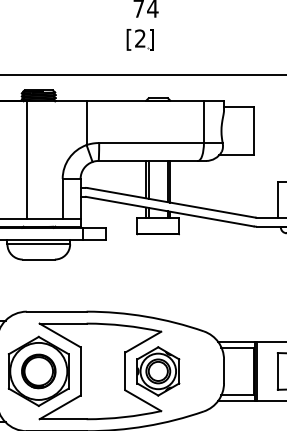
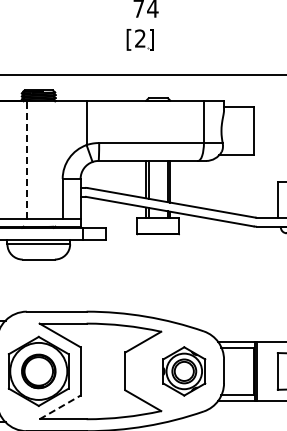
line: solid -> dashed (26, 160)
part position: (158, 371) -> (184, 371) (184, 371)
line: solid -> dashed (60, 407)
